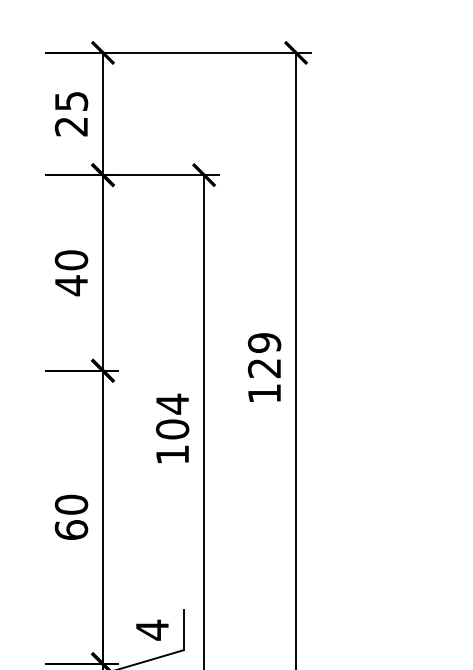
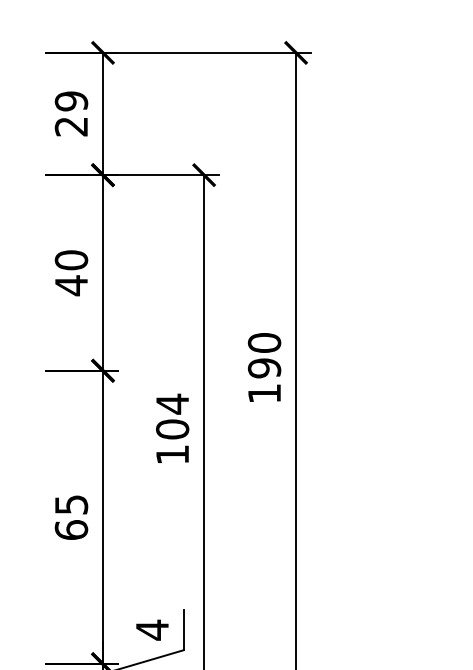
text: 25 -> 29 (70, 101)
text: 129 -> 190 (264, 355)
text: 60 -> 65 (71, 504)
